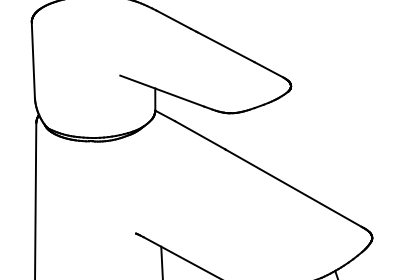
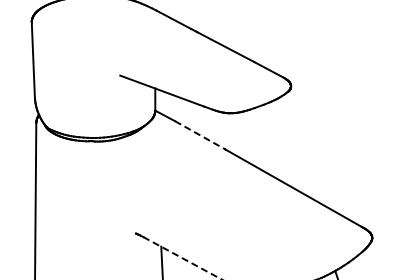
line: solid -> dashed (200, 135)
line: solid -> dashed (182, 258)
